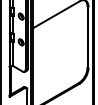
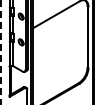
line: solid -> dashed (1, 52)
